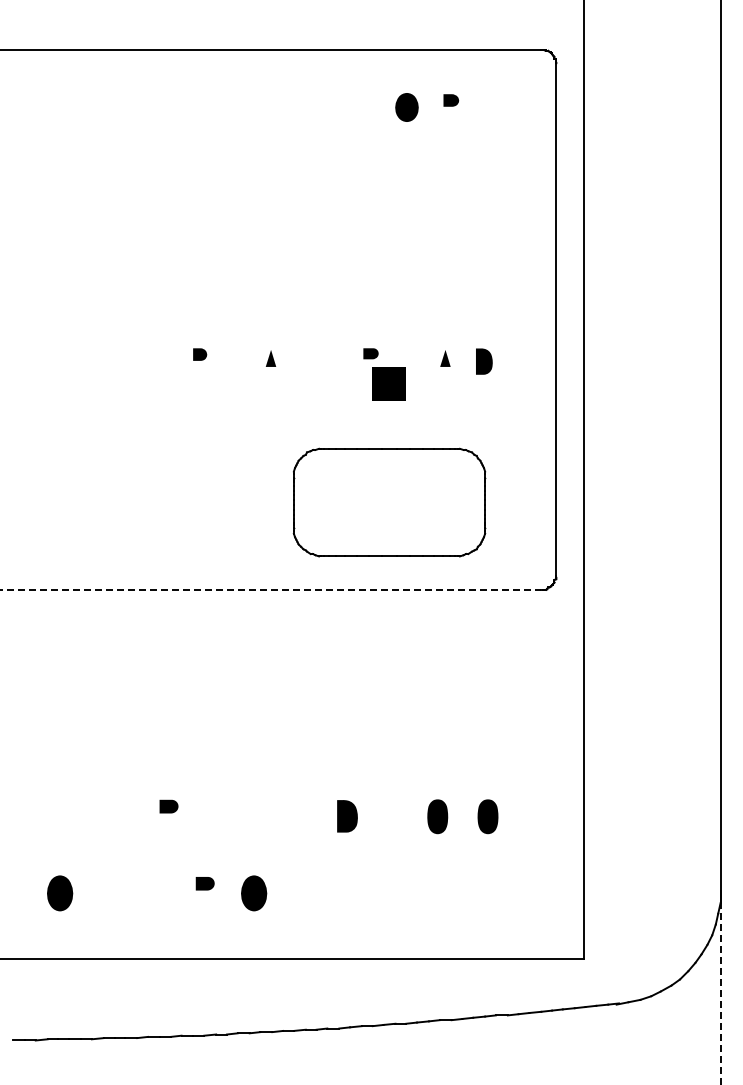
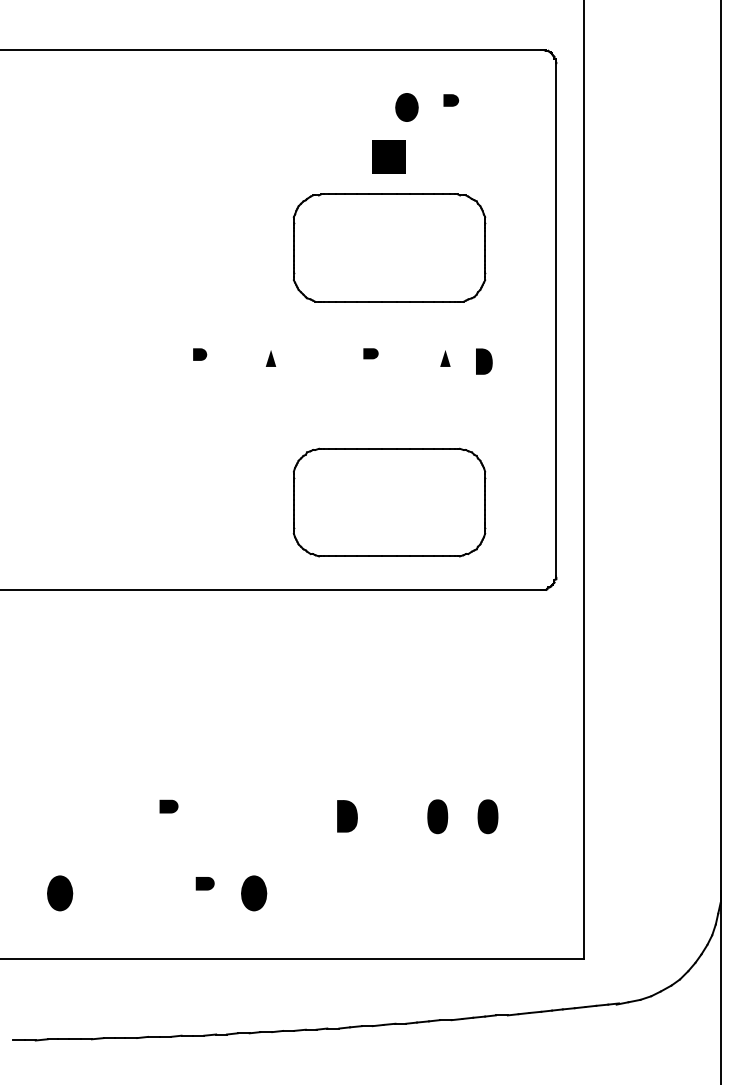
part: none -> present (389, 247)
part position: (388, 383) -> (388, 156) (388, 156)
line: dashed -> solid (271, 589)
line: dashed -> solid (720, 988)
